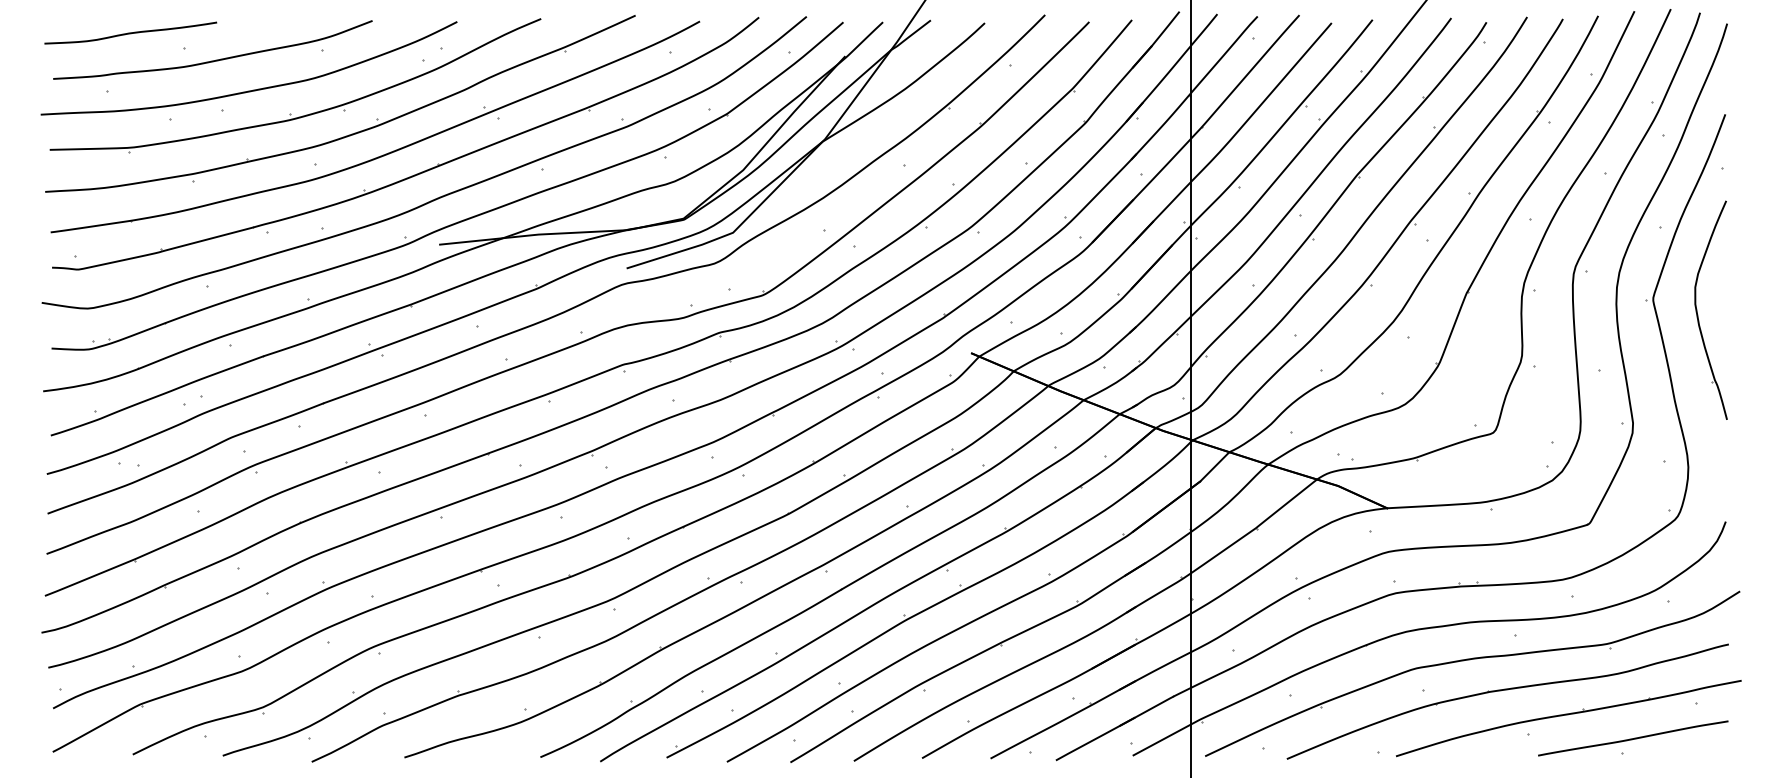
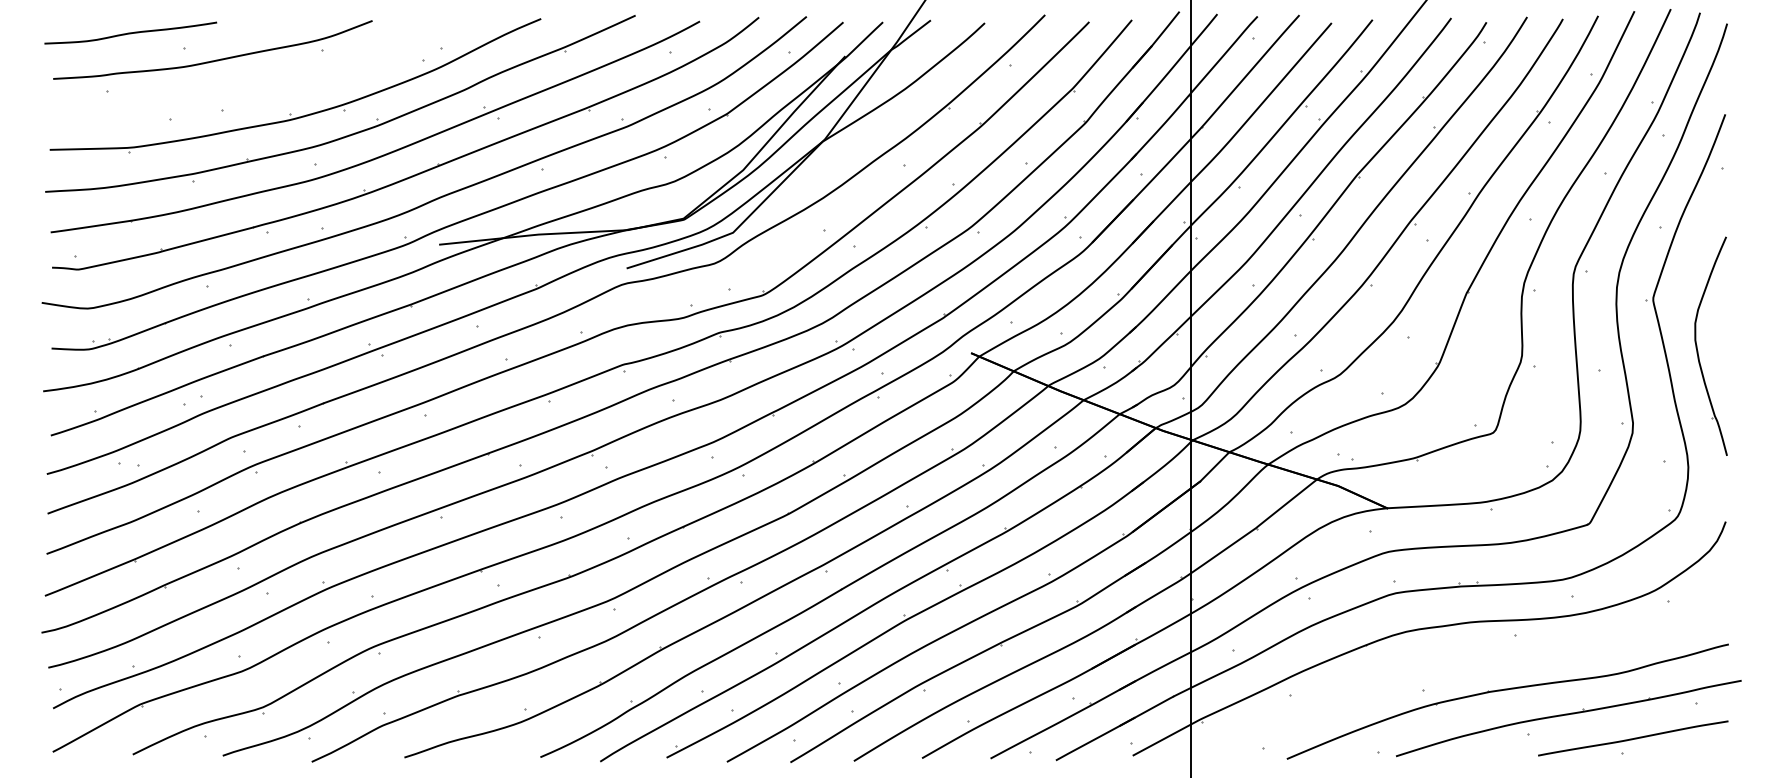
curve: present -> none (253, 89)
part position: (1697, 309) -> (1697, 345) (1697, 345)
part: present -> none (1470, 660)
